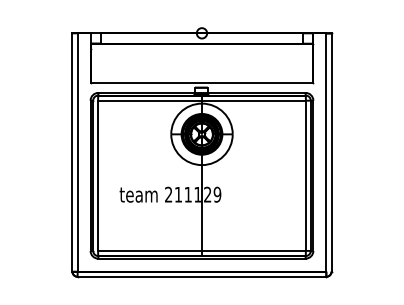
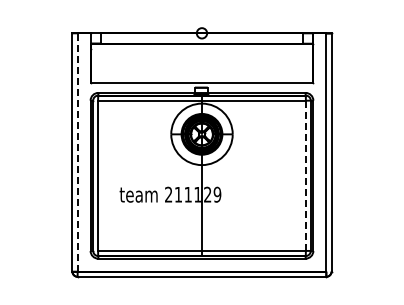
line: solid -> dashed (77, 152)
line: solid -> dashed (305, 176)
